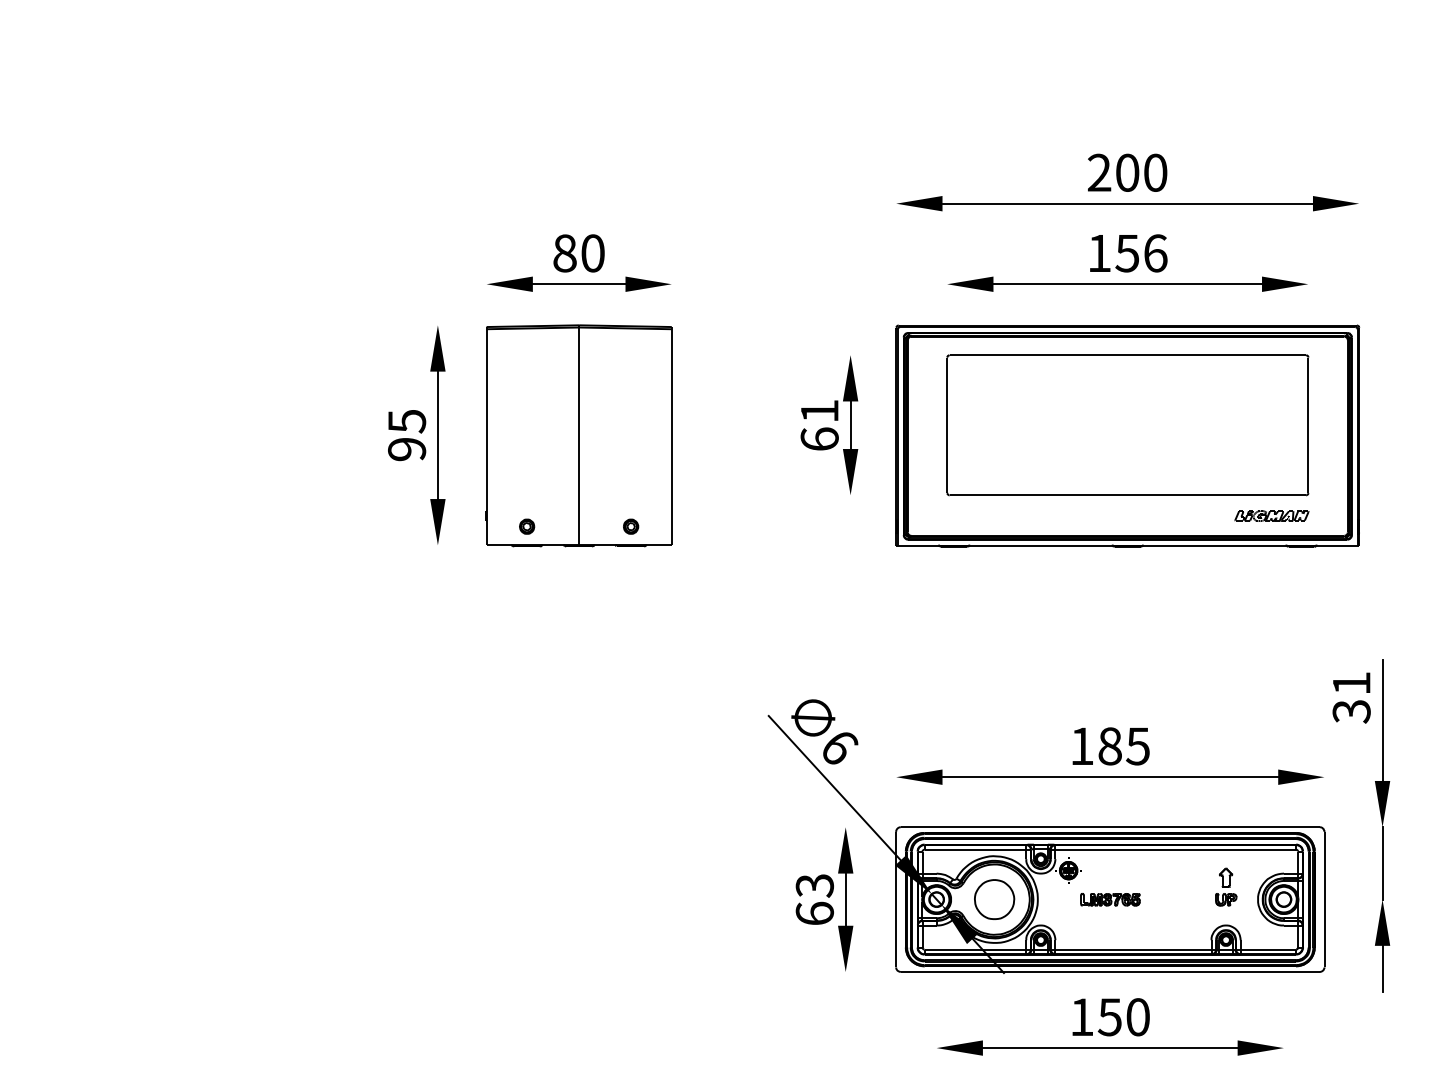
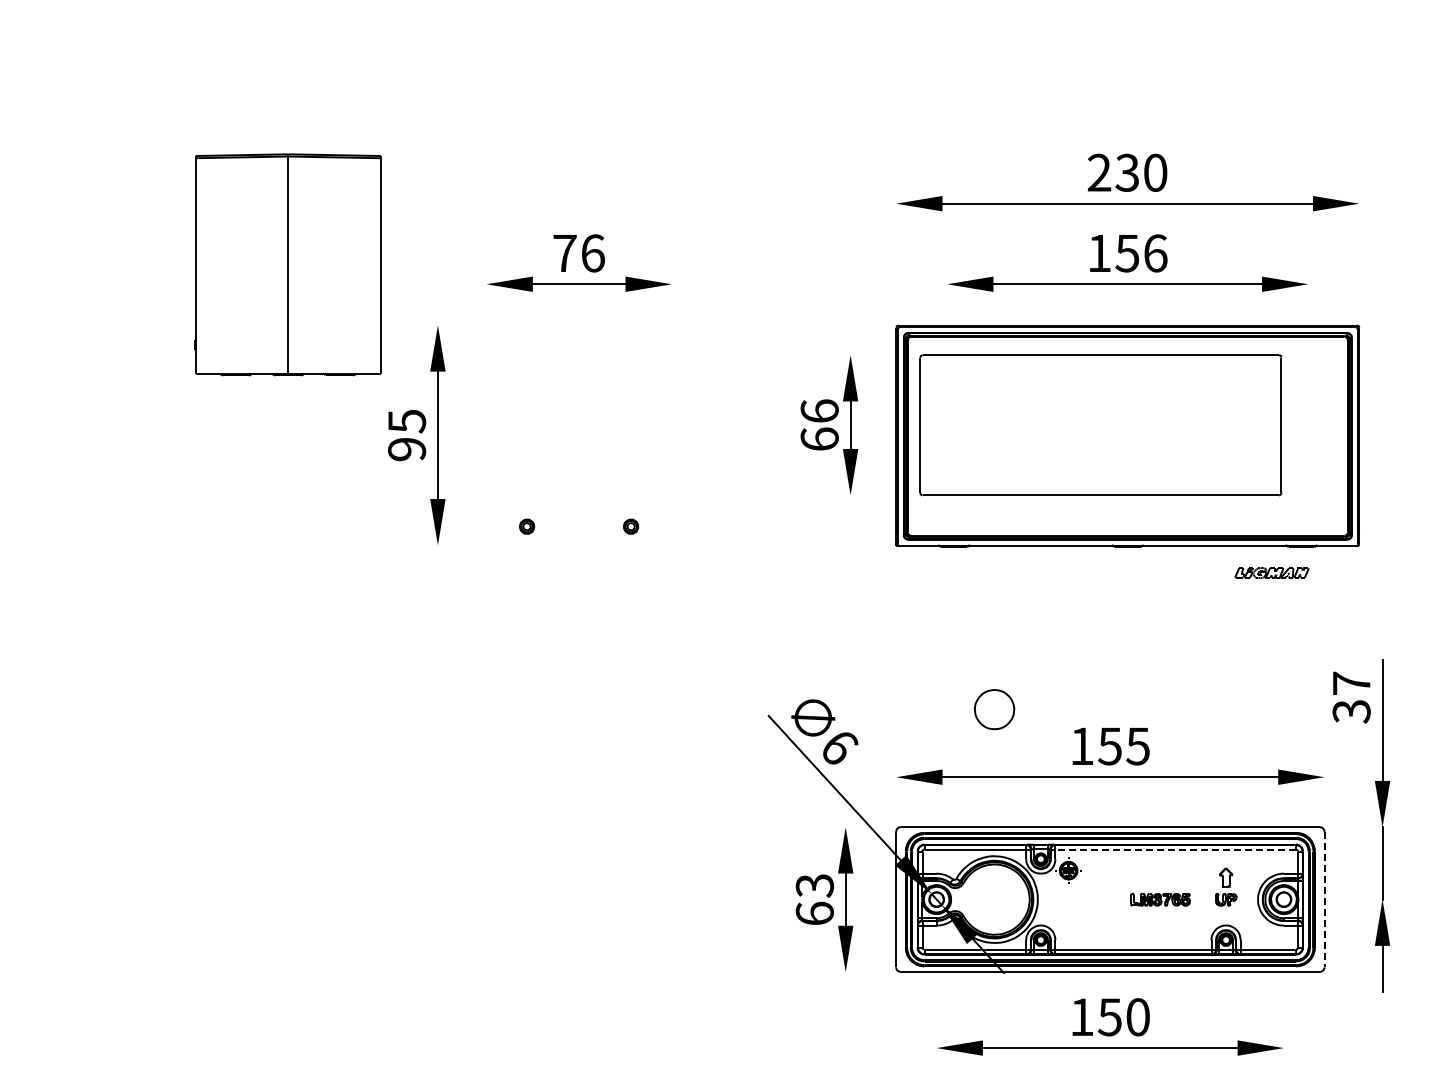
text: 200 -> 230 (1127, 172)
text: 80 -> 76 (578, 253)
text: 61 -> 66 (819, 410)
part position: (1127, 425) -> (1100, 425) (1100, 425)
part position: (578, 435) -> (287, 264) (287, 264)
part position: (1271, 515) -> (1271, 572) (1271, 572)
text: 31 -> 37 (1351, 682)
text: 185 -> 155 (1109, 746)
line: solid -> dashed (1175, 849)
part position: (994, 899) -> (994, 709) (994, 709)
part position: (1110, 899) -> (1160, 899) (1160, 899)
line: solid -> dashed (1324, 899)
